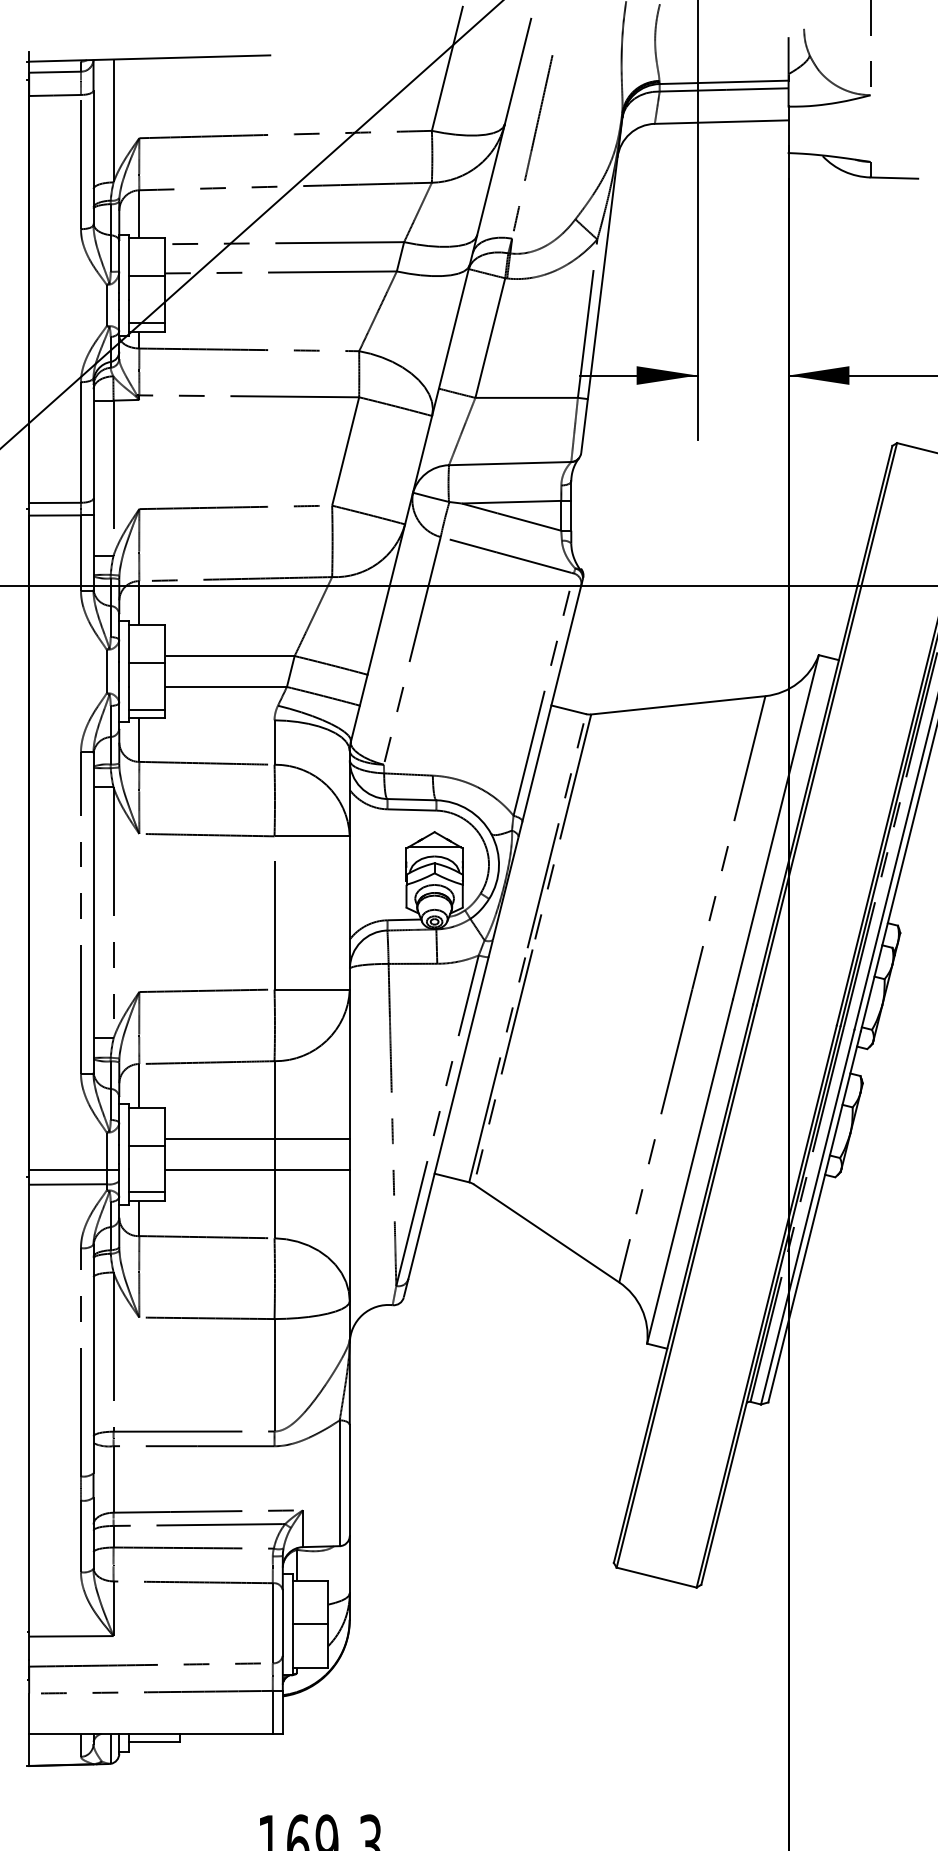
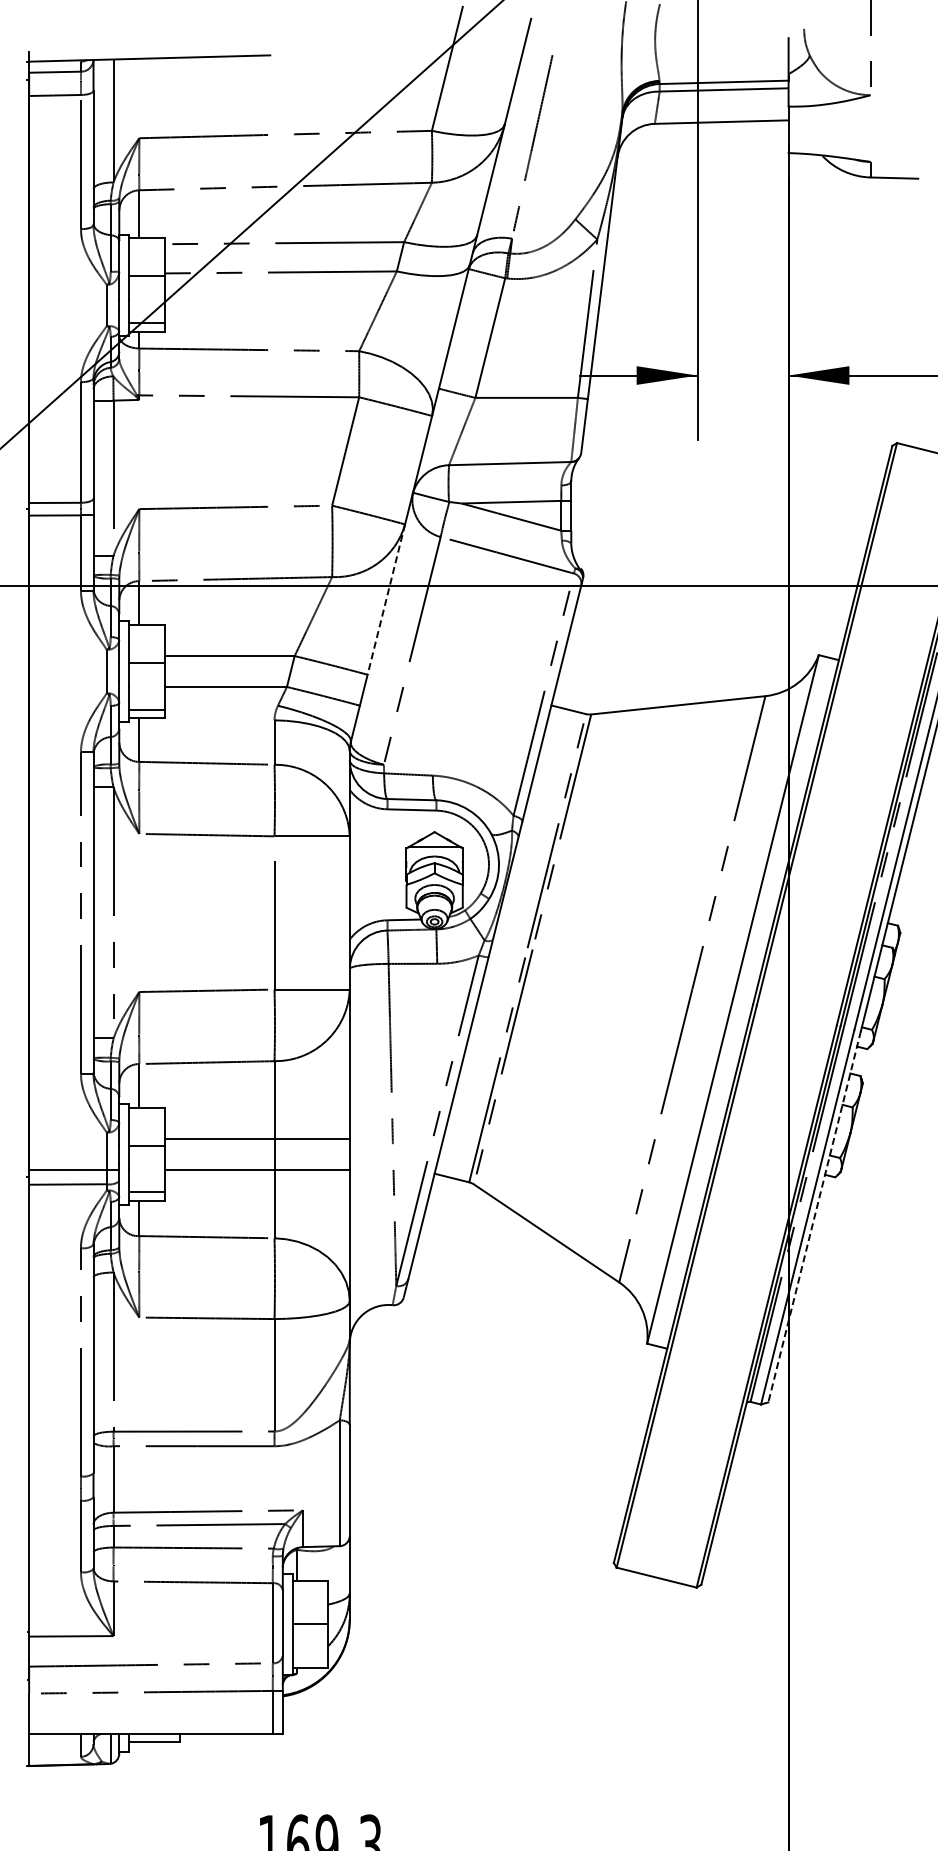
line: solid -> dashed (386, 600)
line: solid -> dashed (814, 1217)
